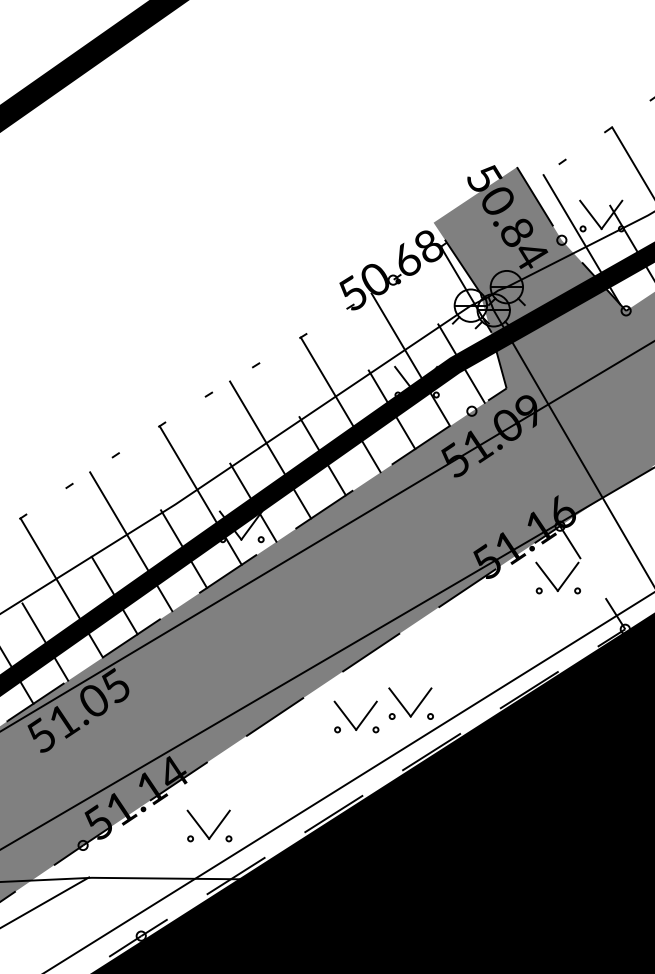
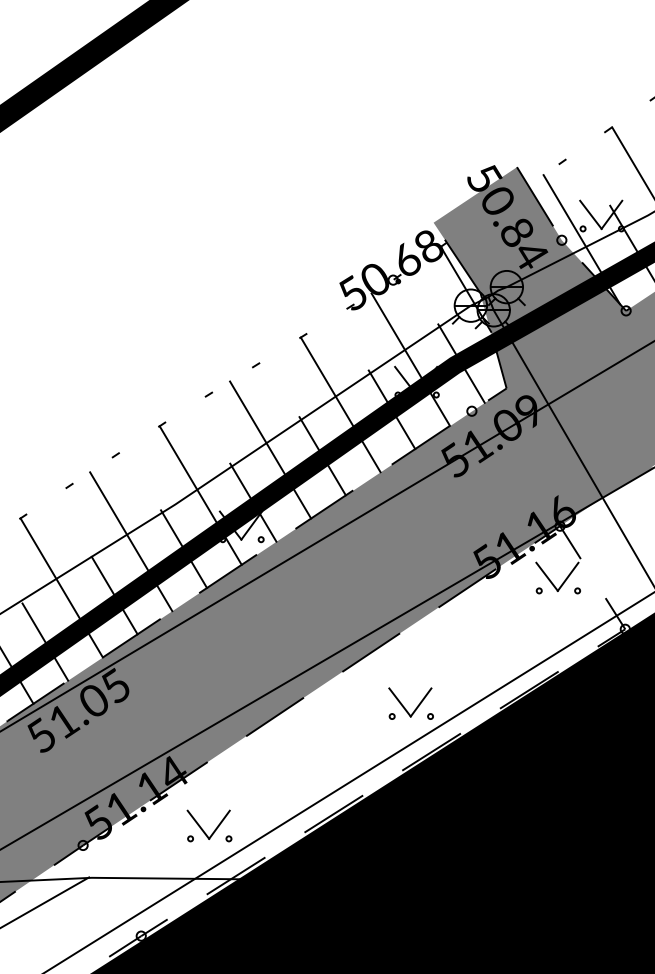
part: present -> none (361, 720)
